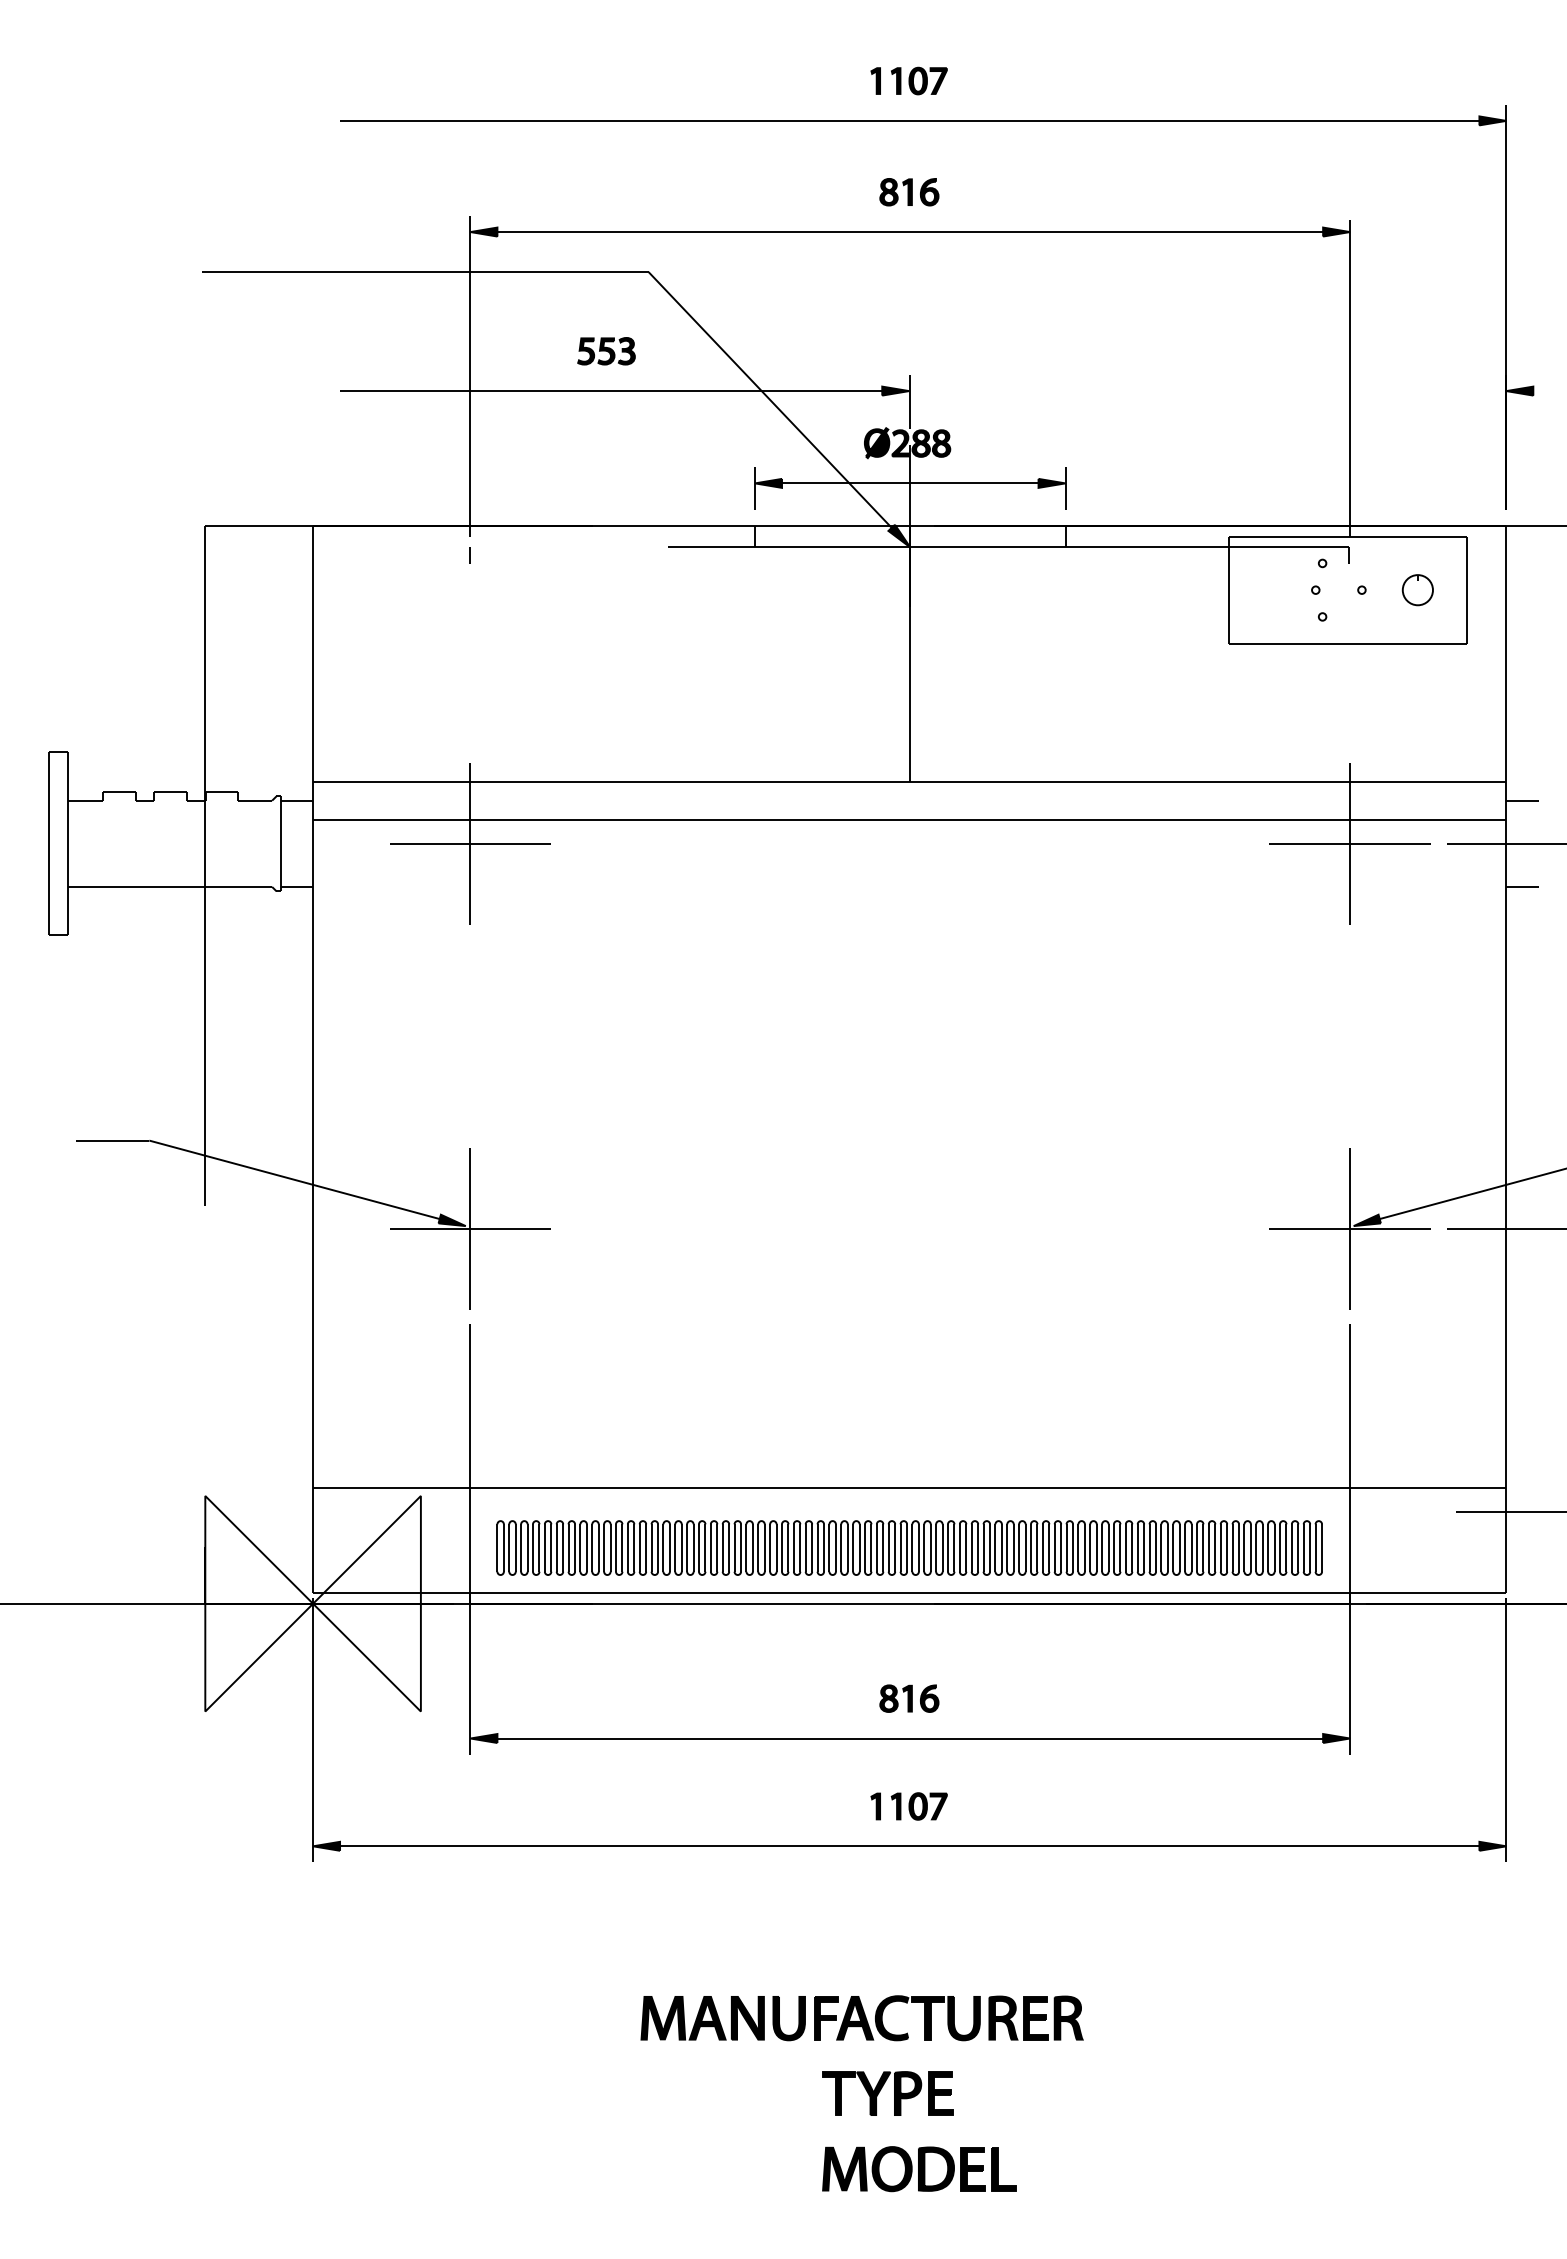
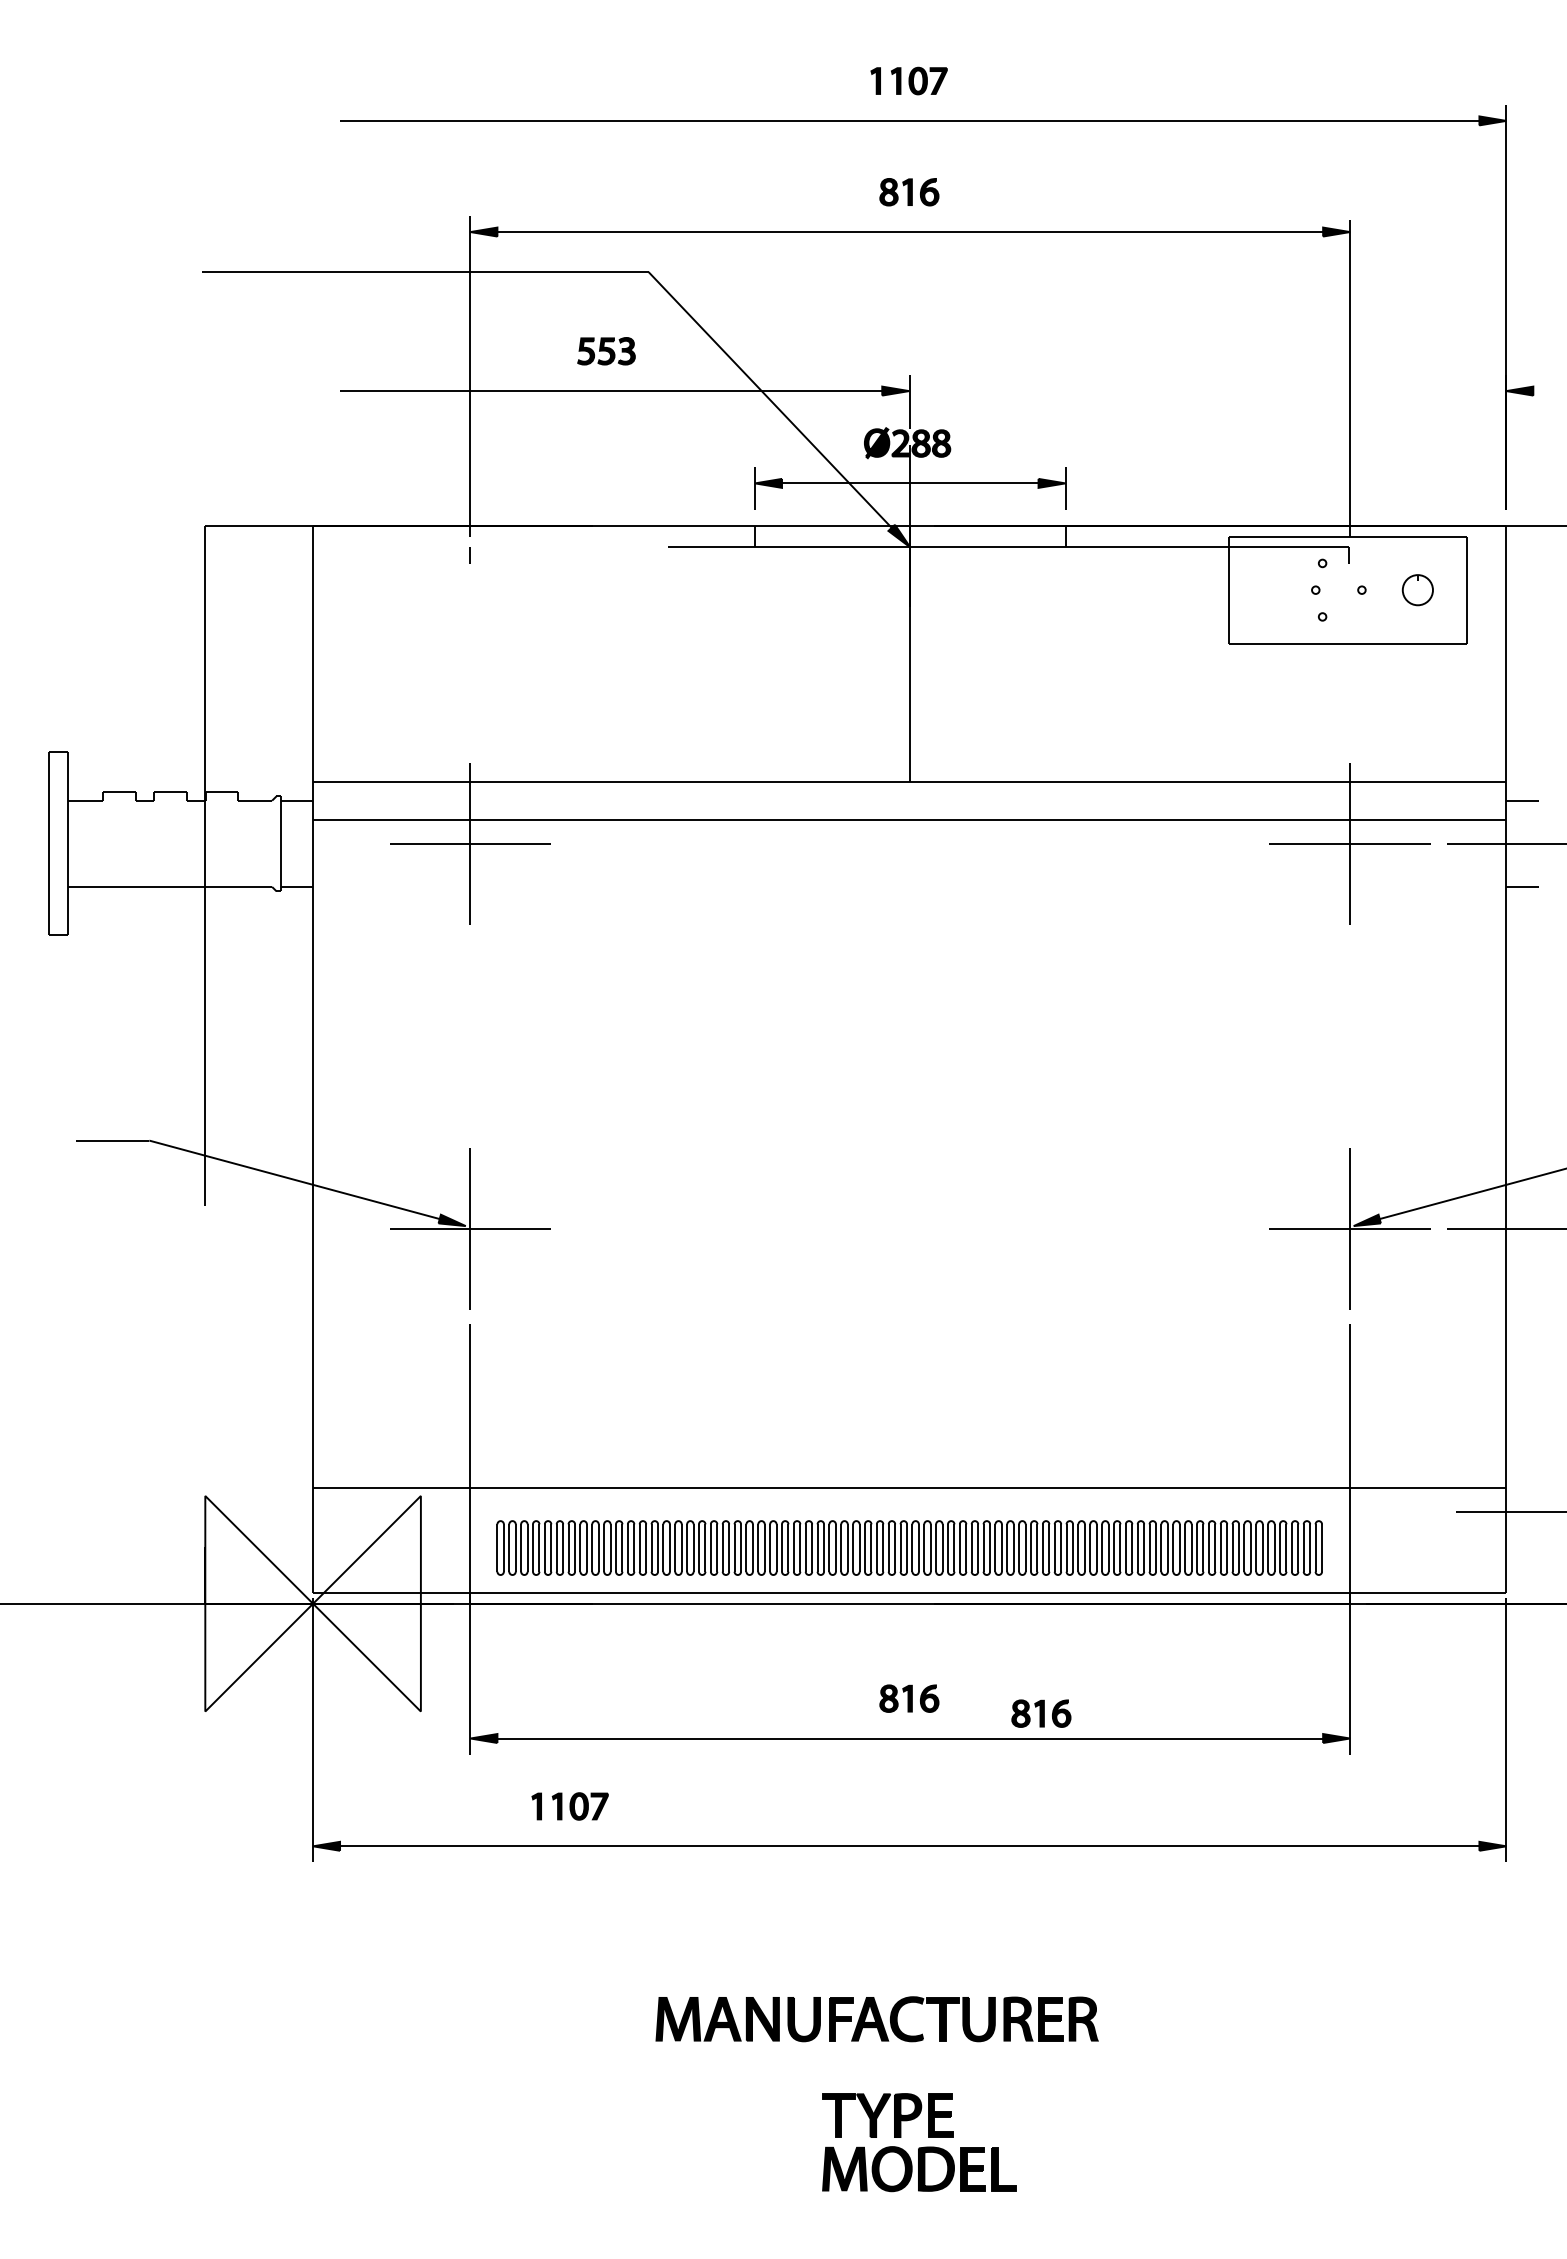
part: none -> present (1041, 1713)
part position: (908, 1806) -> (569, 1806) (569, 1806)
part position: (861, 2018) -> (876, 2019) (876, 2019)
part position: (894, 2093) -> (894, 2115) (894, 2115)
